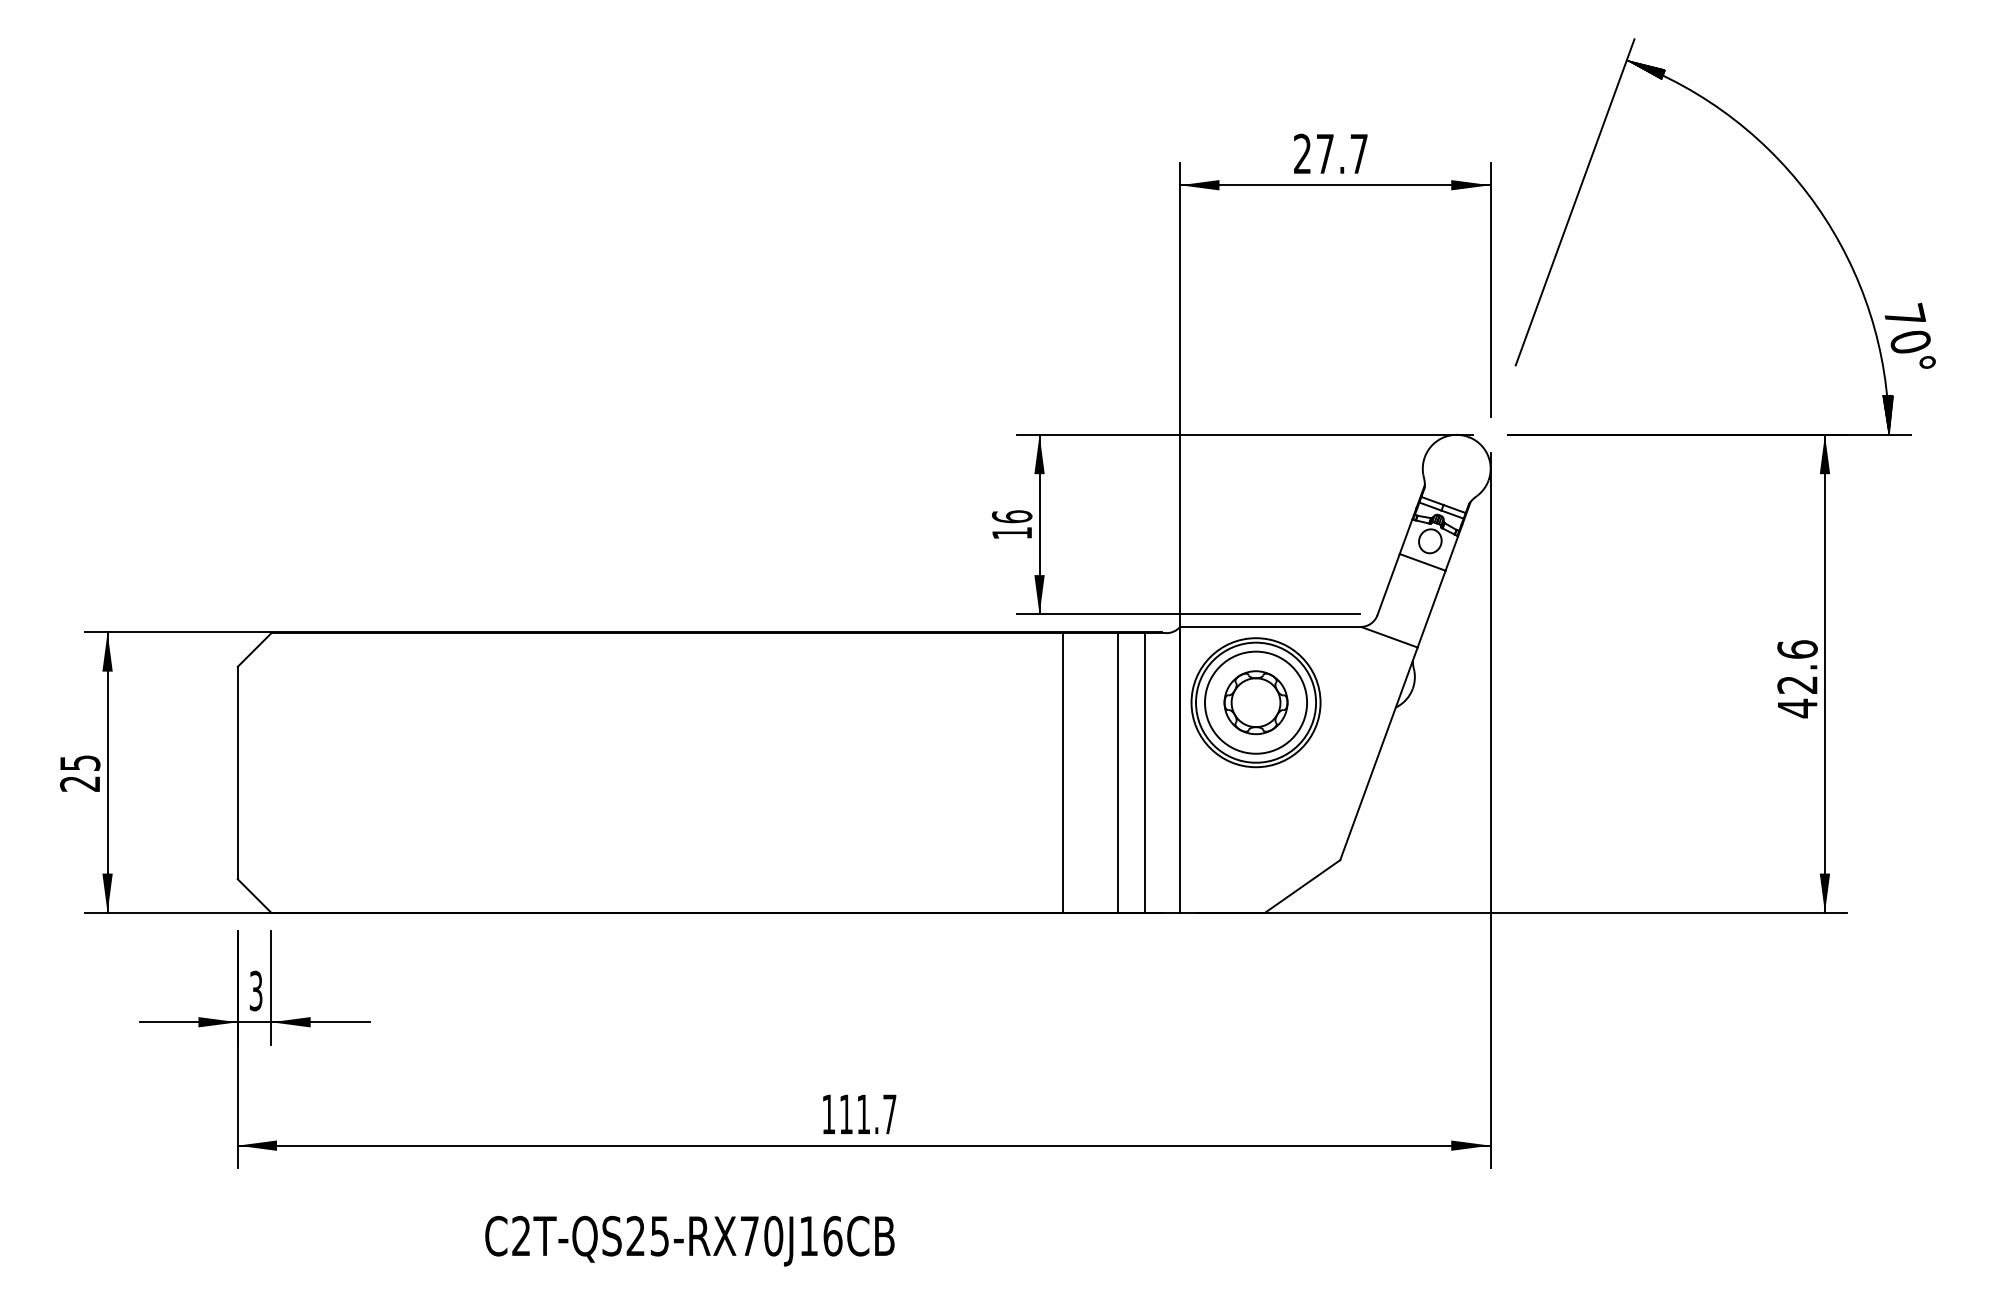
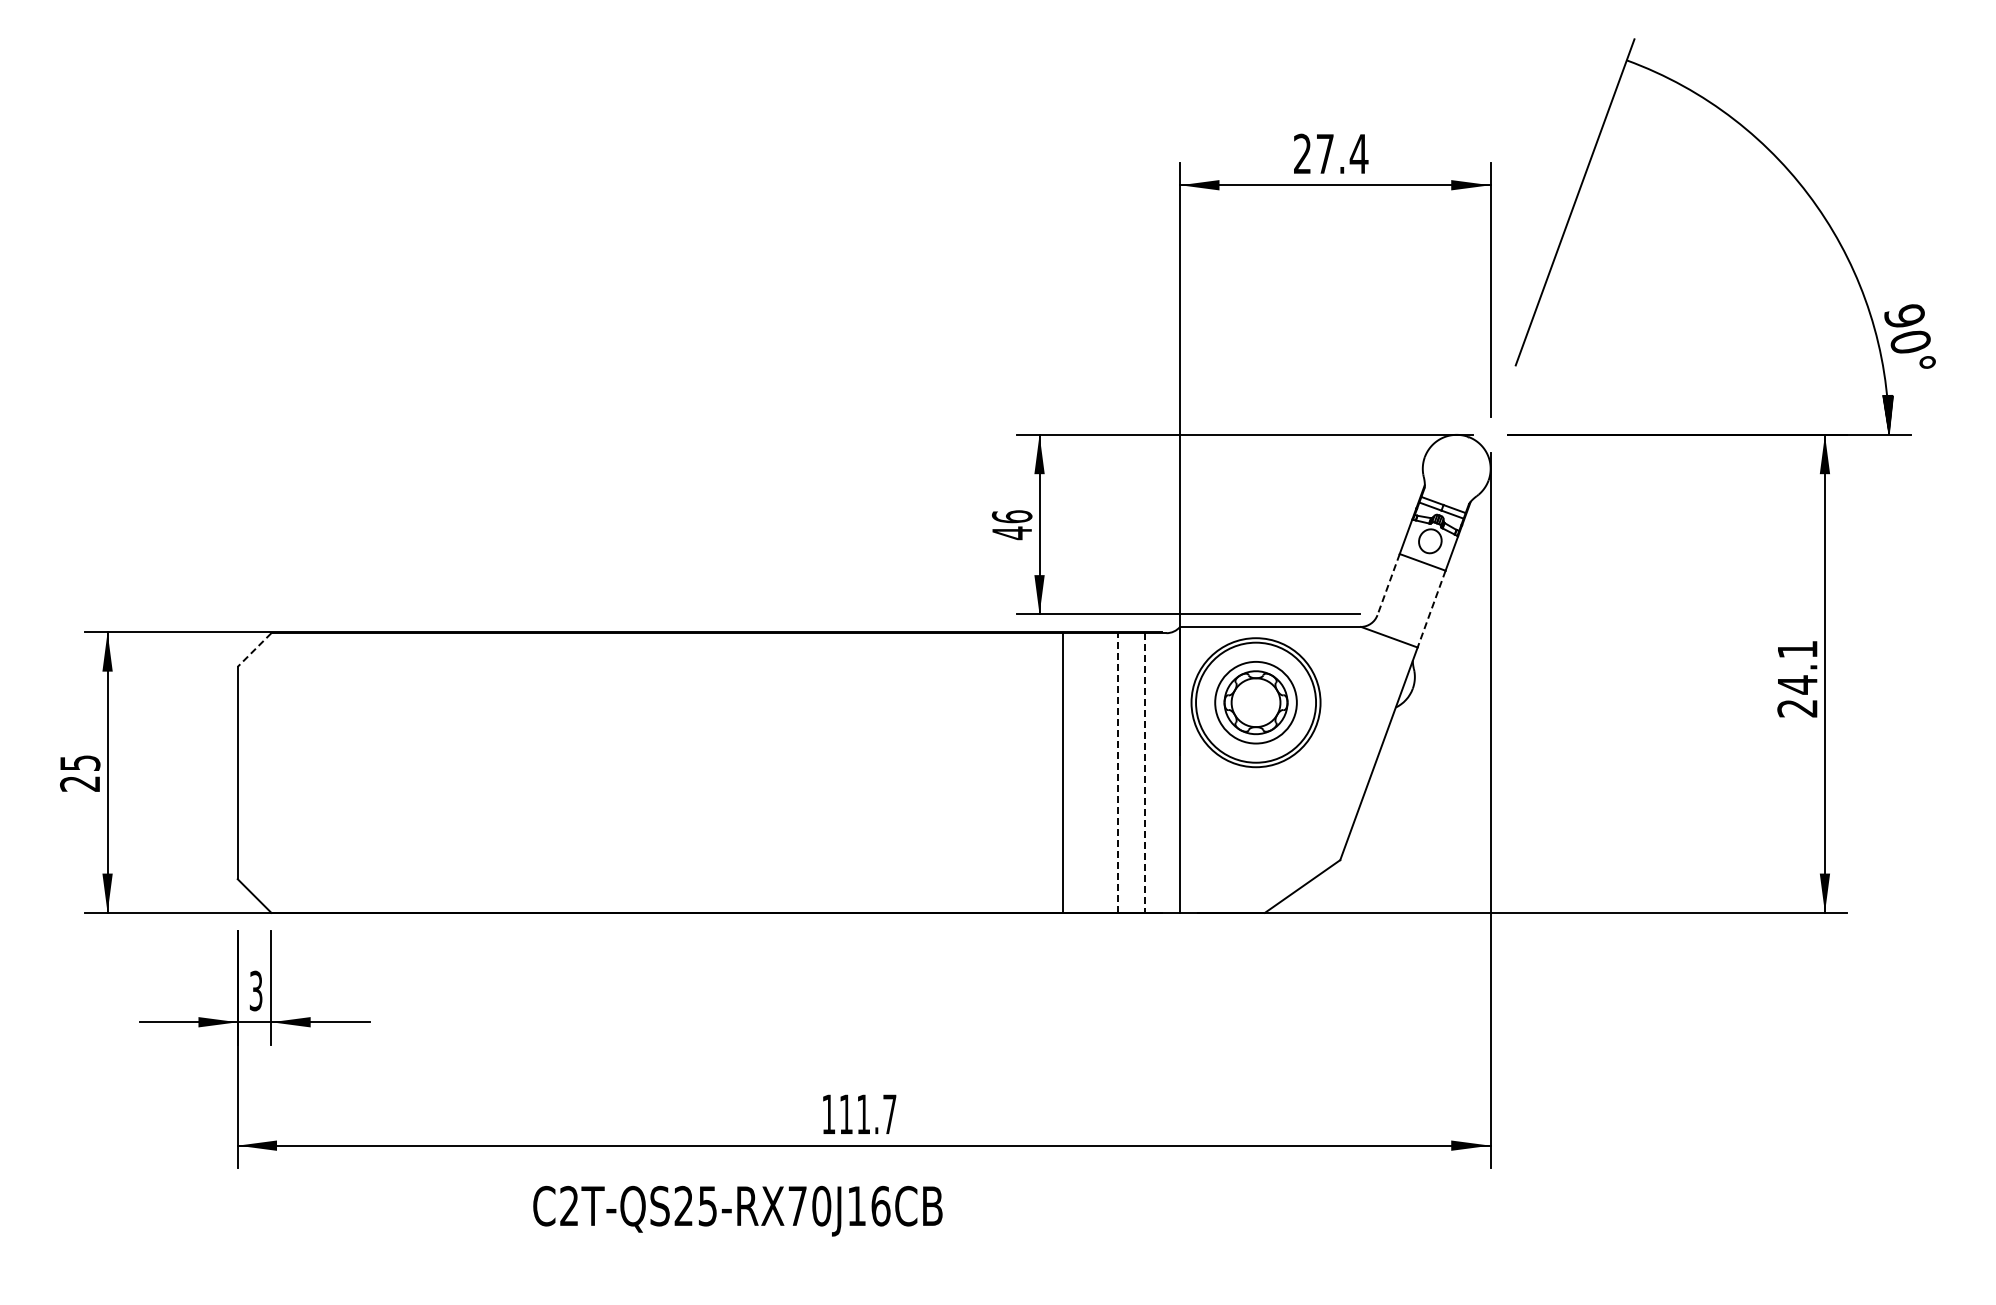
hatch: present -> none (1645, 69)
text: 27.7 -> 27.4 (1358, 153)
text: 70° -> 90° (1905, 314)
text: 16 -> 46 (1011, 533)
line: solid -> dashed (1388, 584)
line: solid -> dashed (1431, 609)
line: solid -> dashed (254, 650)
text: 42.6 -> 24.1 (1797, 679)
circle diameter: 102 px -> 82 px (1255, 702)
line: solid -> dashed (1118, 773)
line: solid -> dashed (1144, 773)
text position: (689, 1240) -> (737, 1210) (737, 1210)
